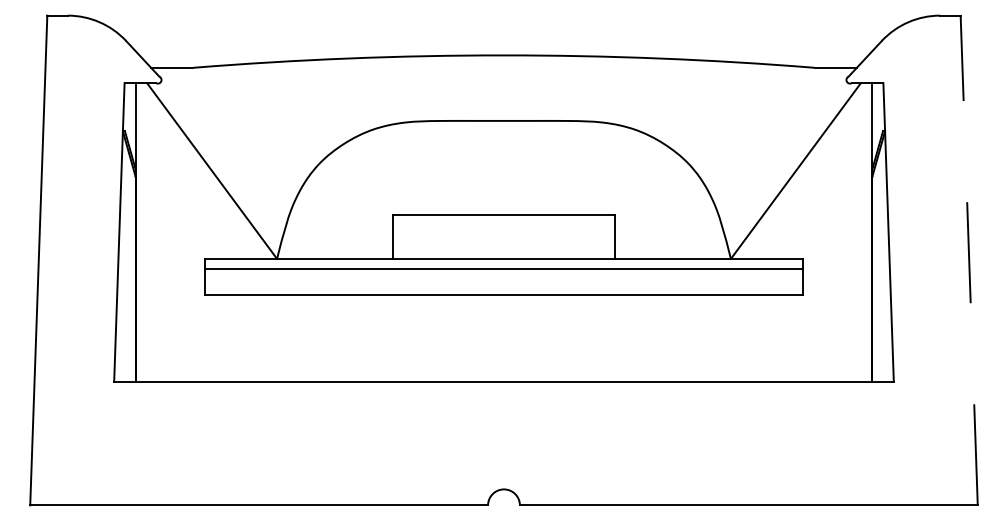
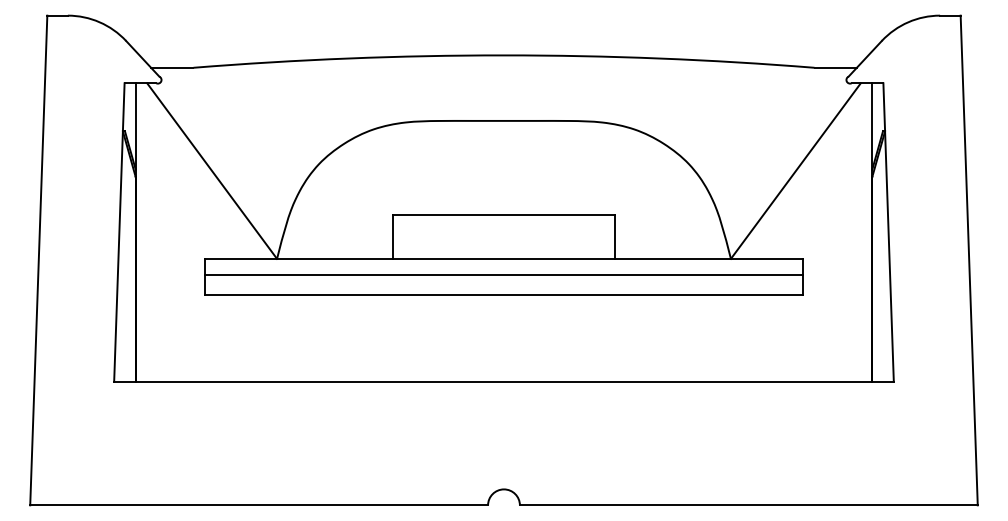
line: dashed -> solid (969, 260)
line position: (503, 268) -> (503, 274) (503, 274)
